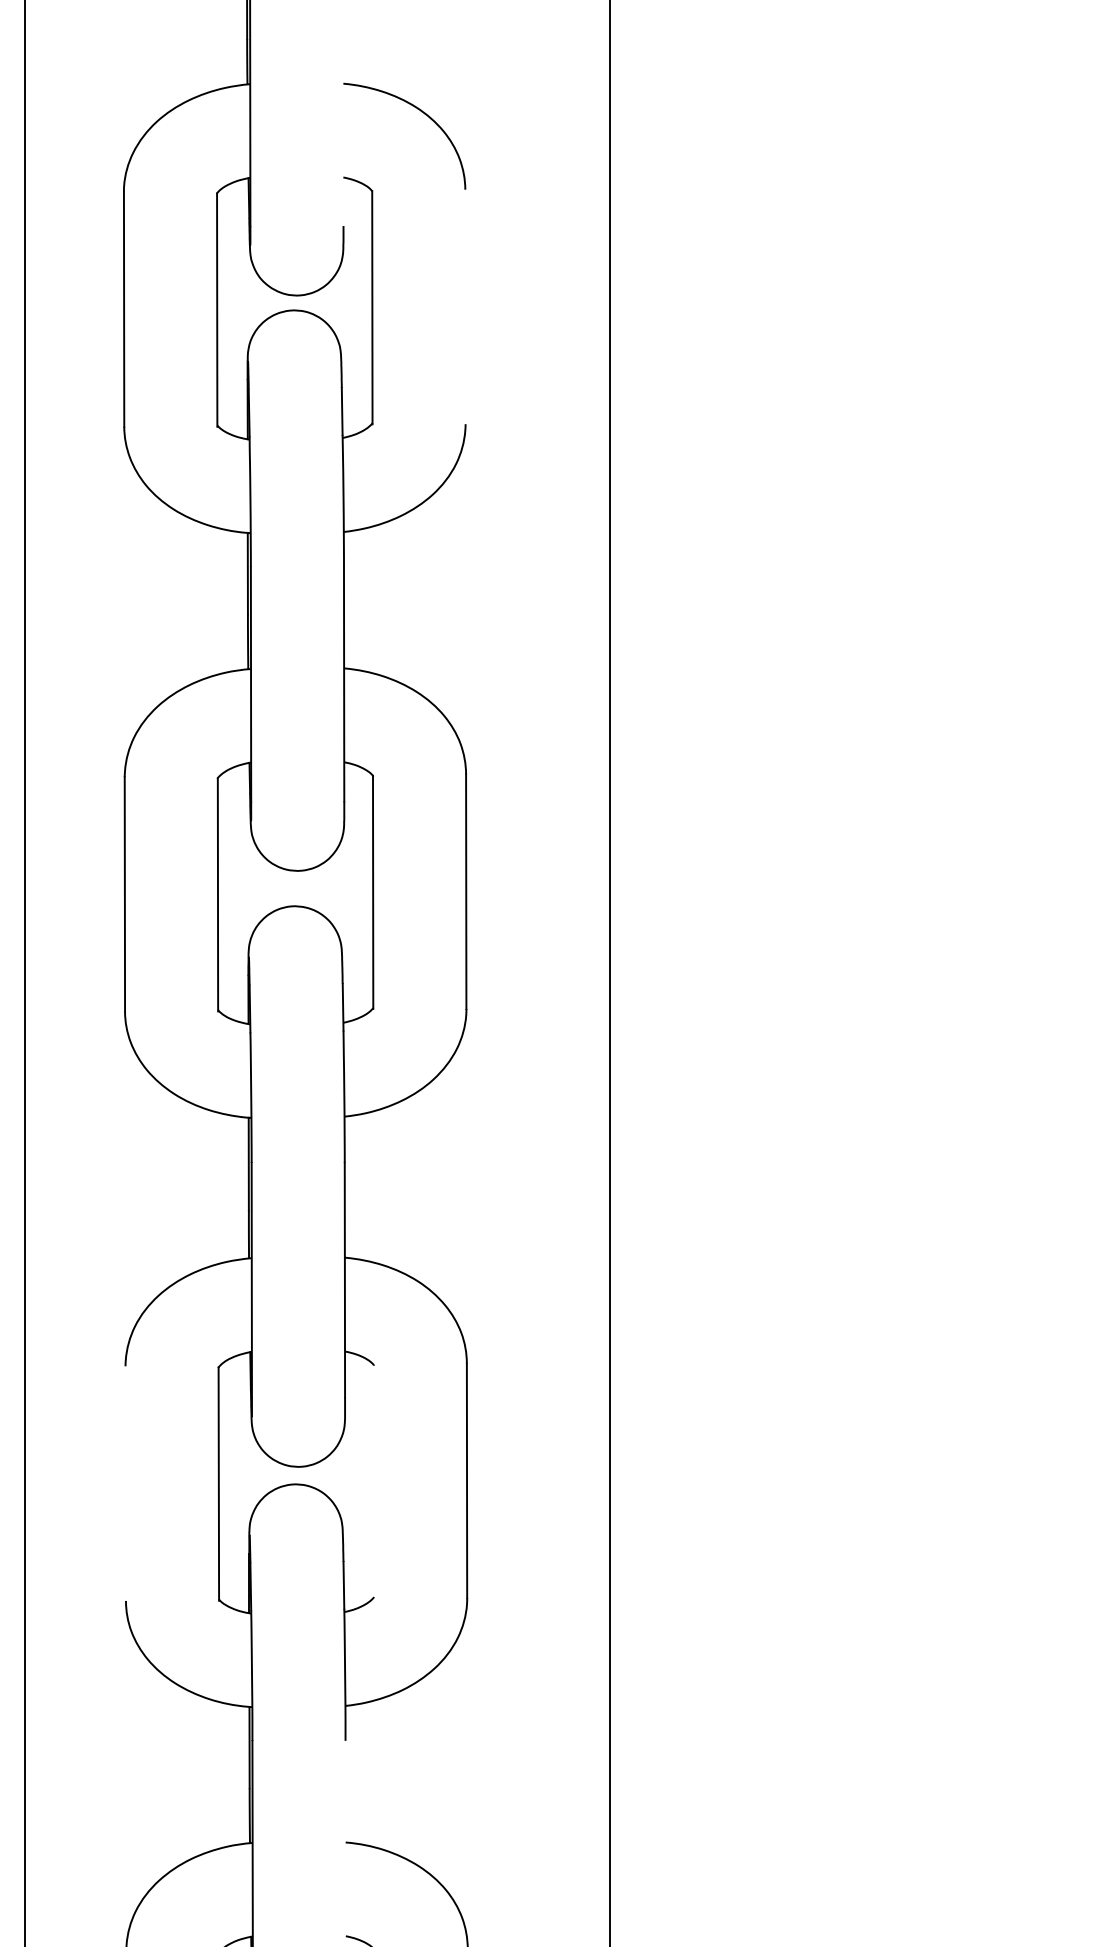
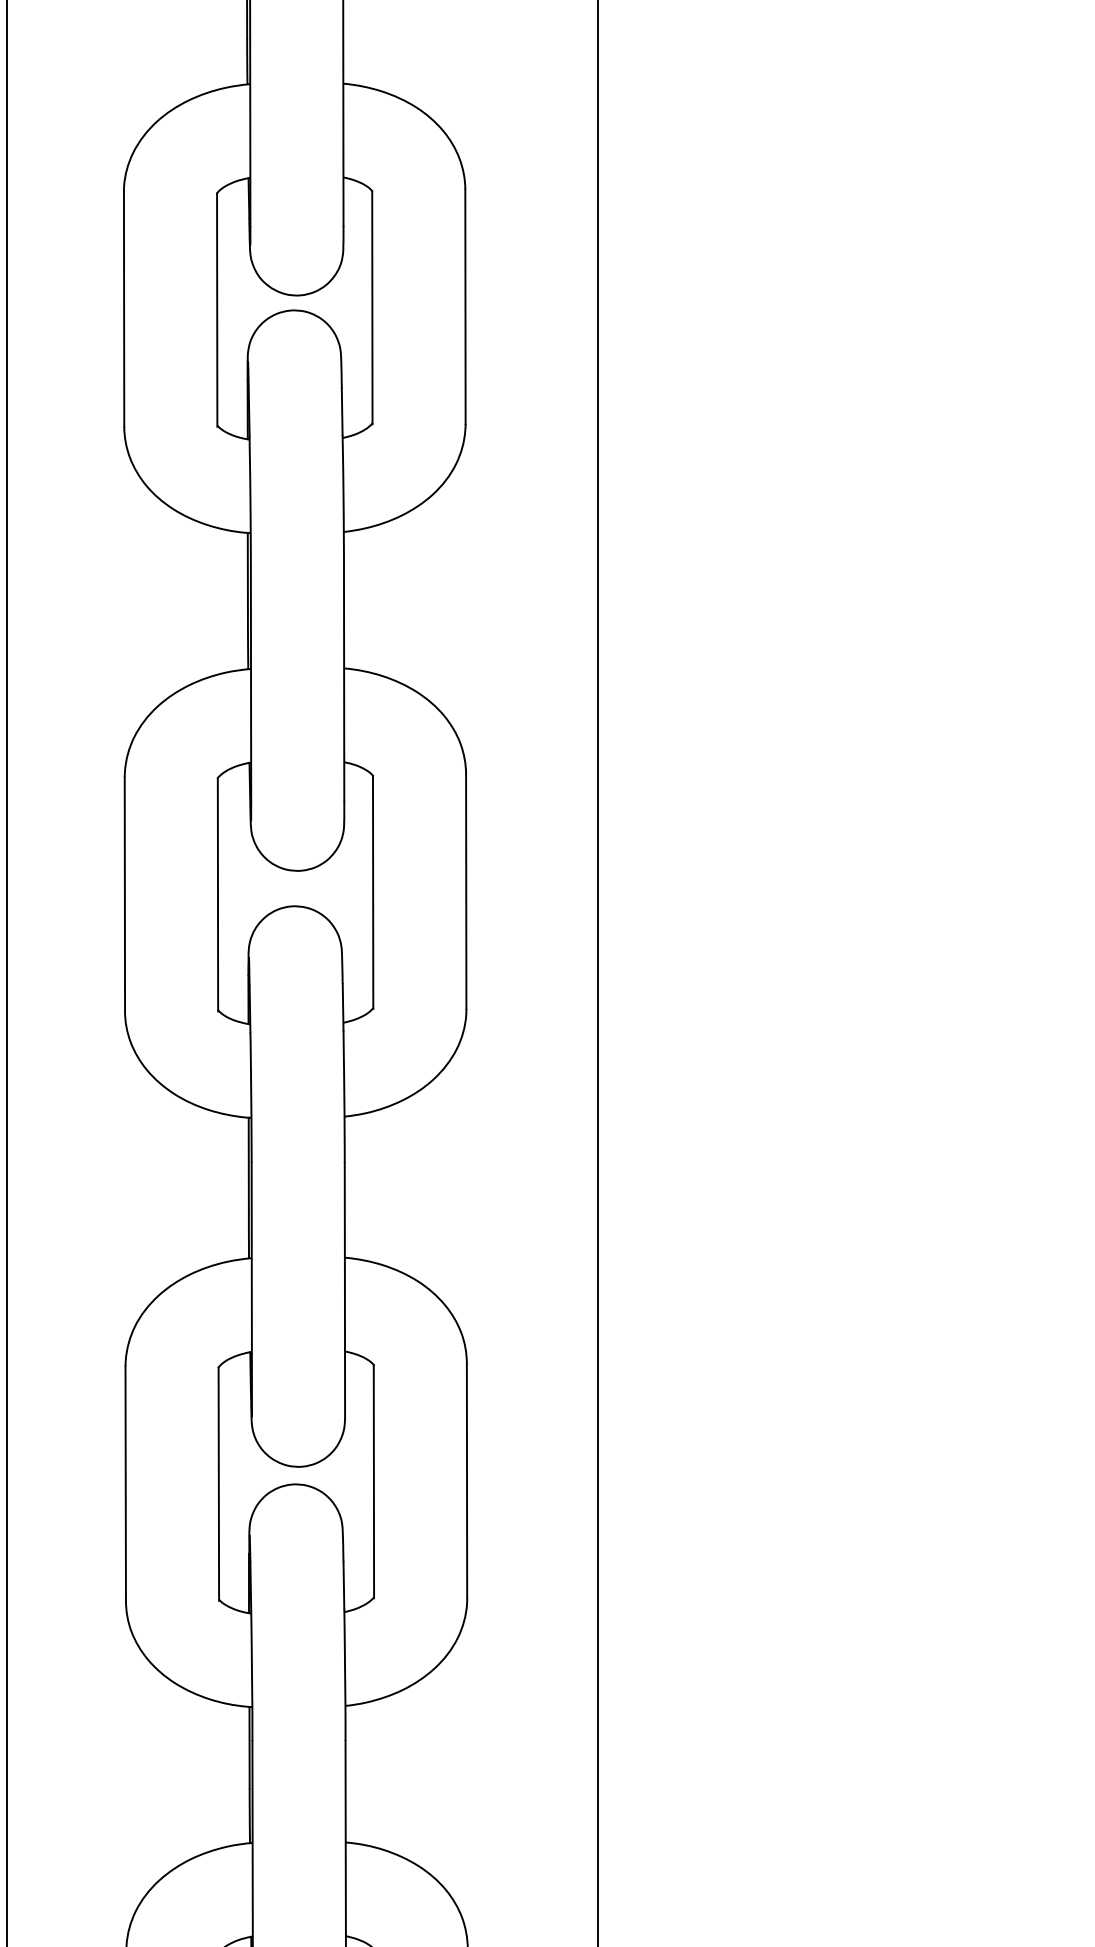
line: none -> present (343, 114)
line: none -> present (465, 306)
line position: (24, 972) -> (6, 972) (6, 972)
line position: (609, 972) -> (597, 972) (597, 972)
line: none -> present (373, 1481)
line: none -> present (125, 1483)
line: none -> present (345, 1841)
